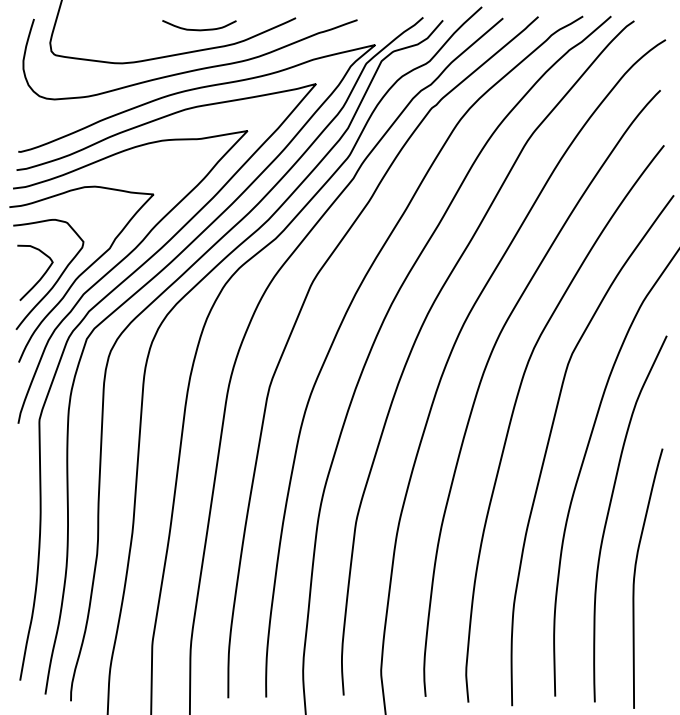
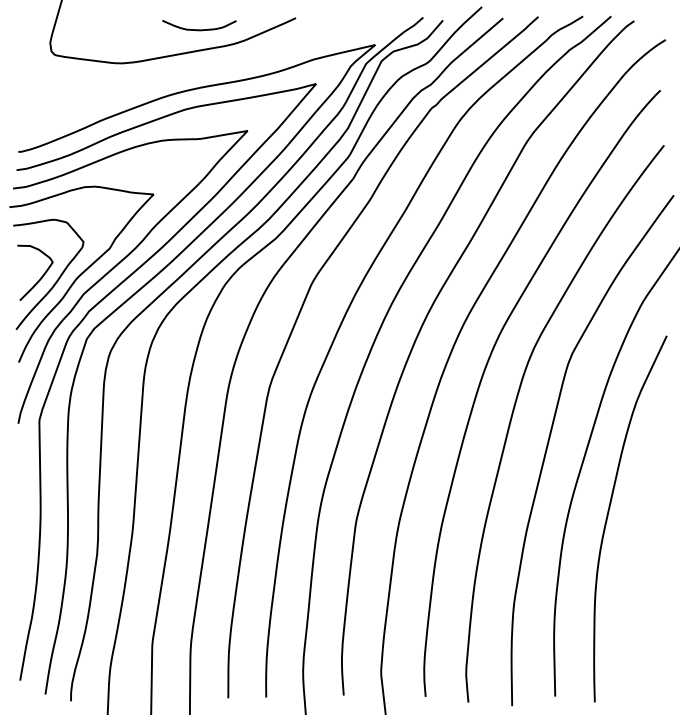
curve: present -> none (193, 69)
curve: present -> none (635, 577)
